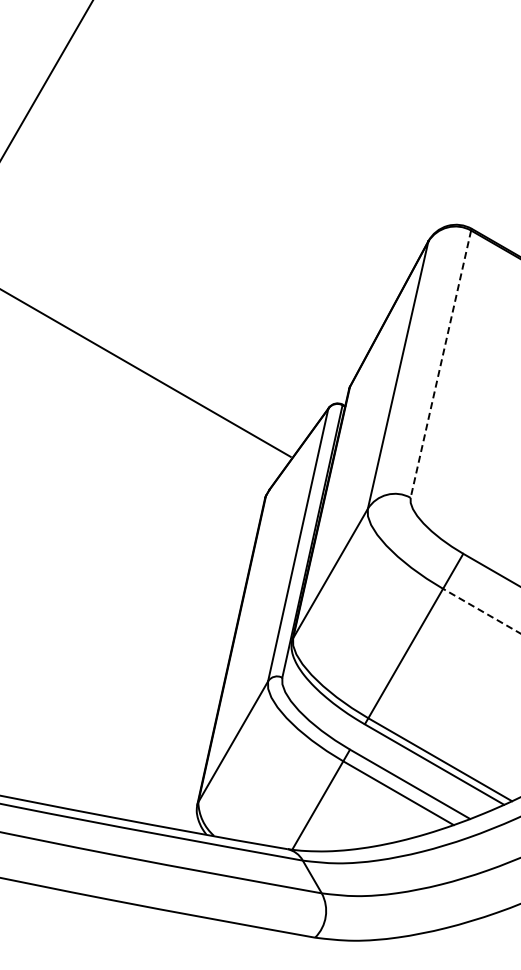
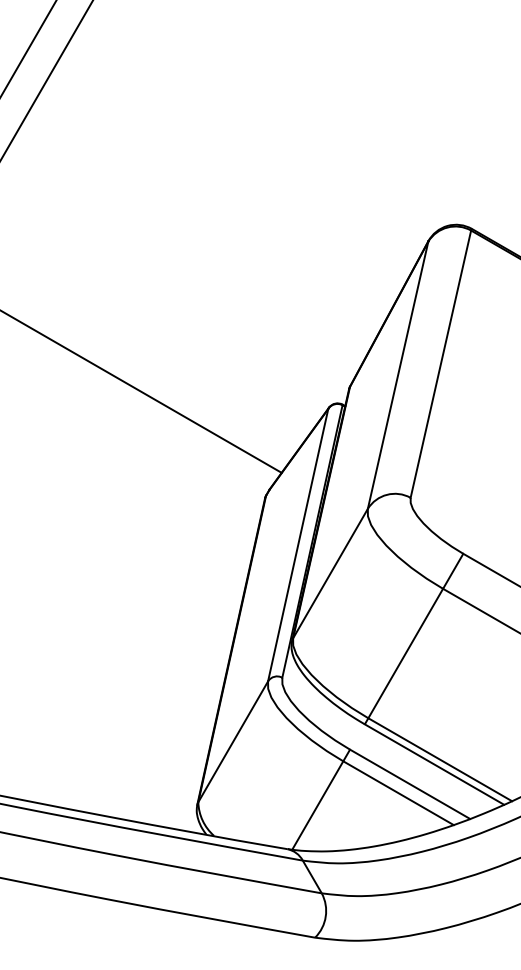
line: none -> present (28, 48)
line: dashed -> solid (440, 364)
line position: (146, 373) -> (141, 391) (141, 391)
line: dashed -> solid (481, 611)
